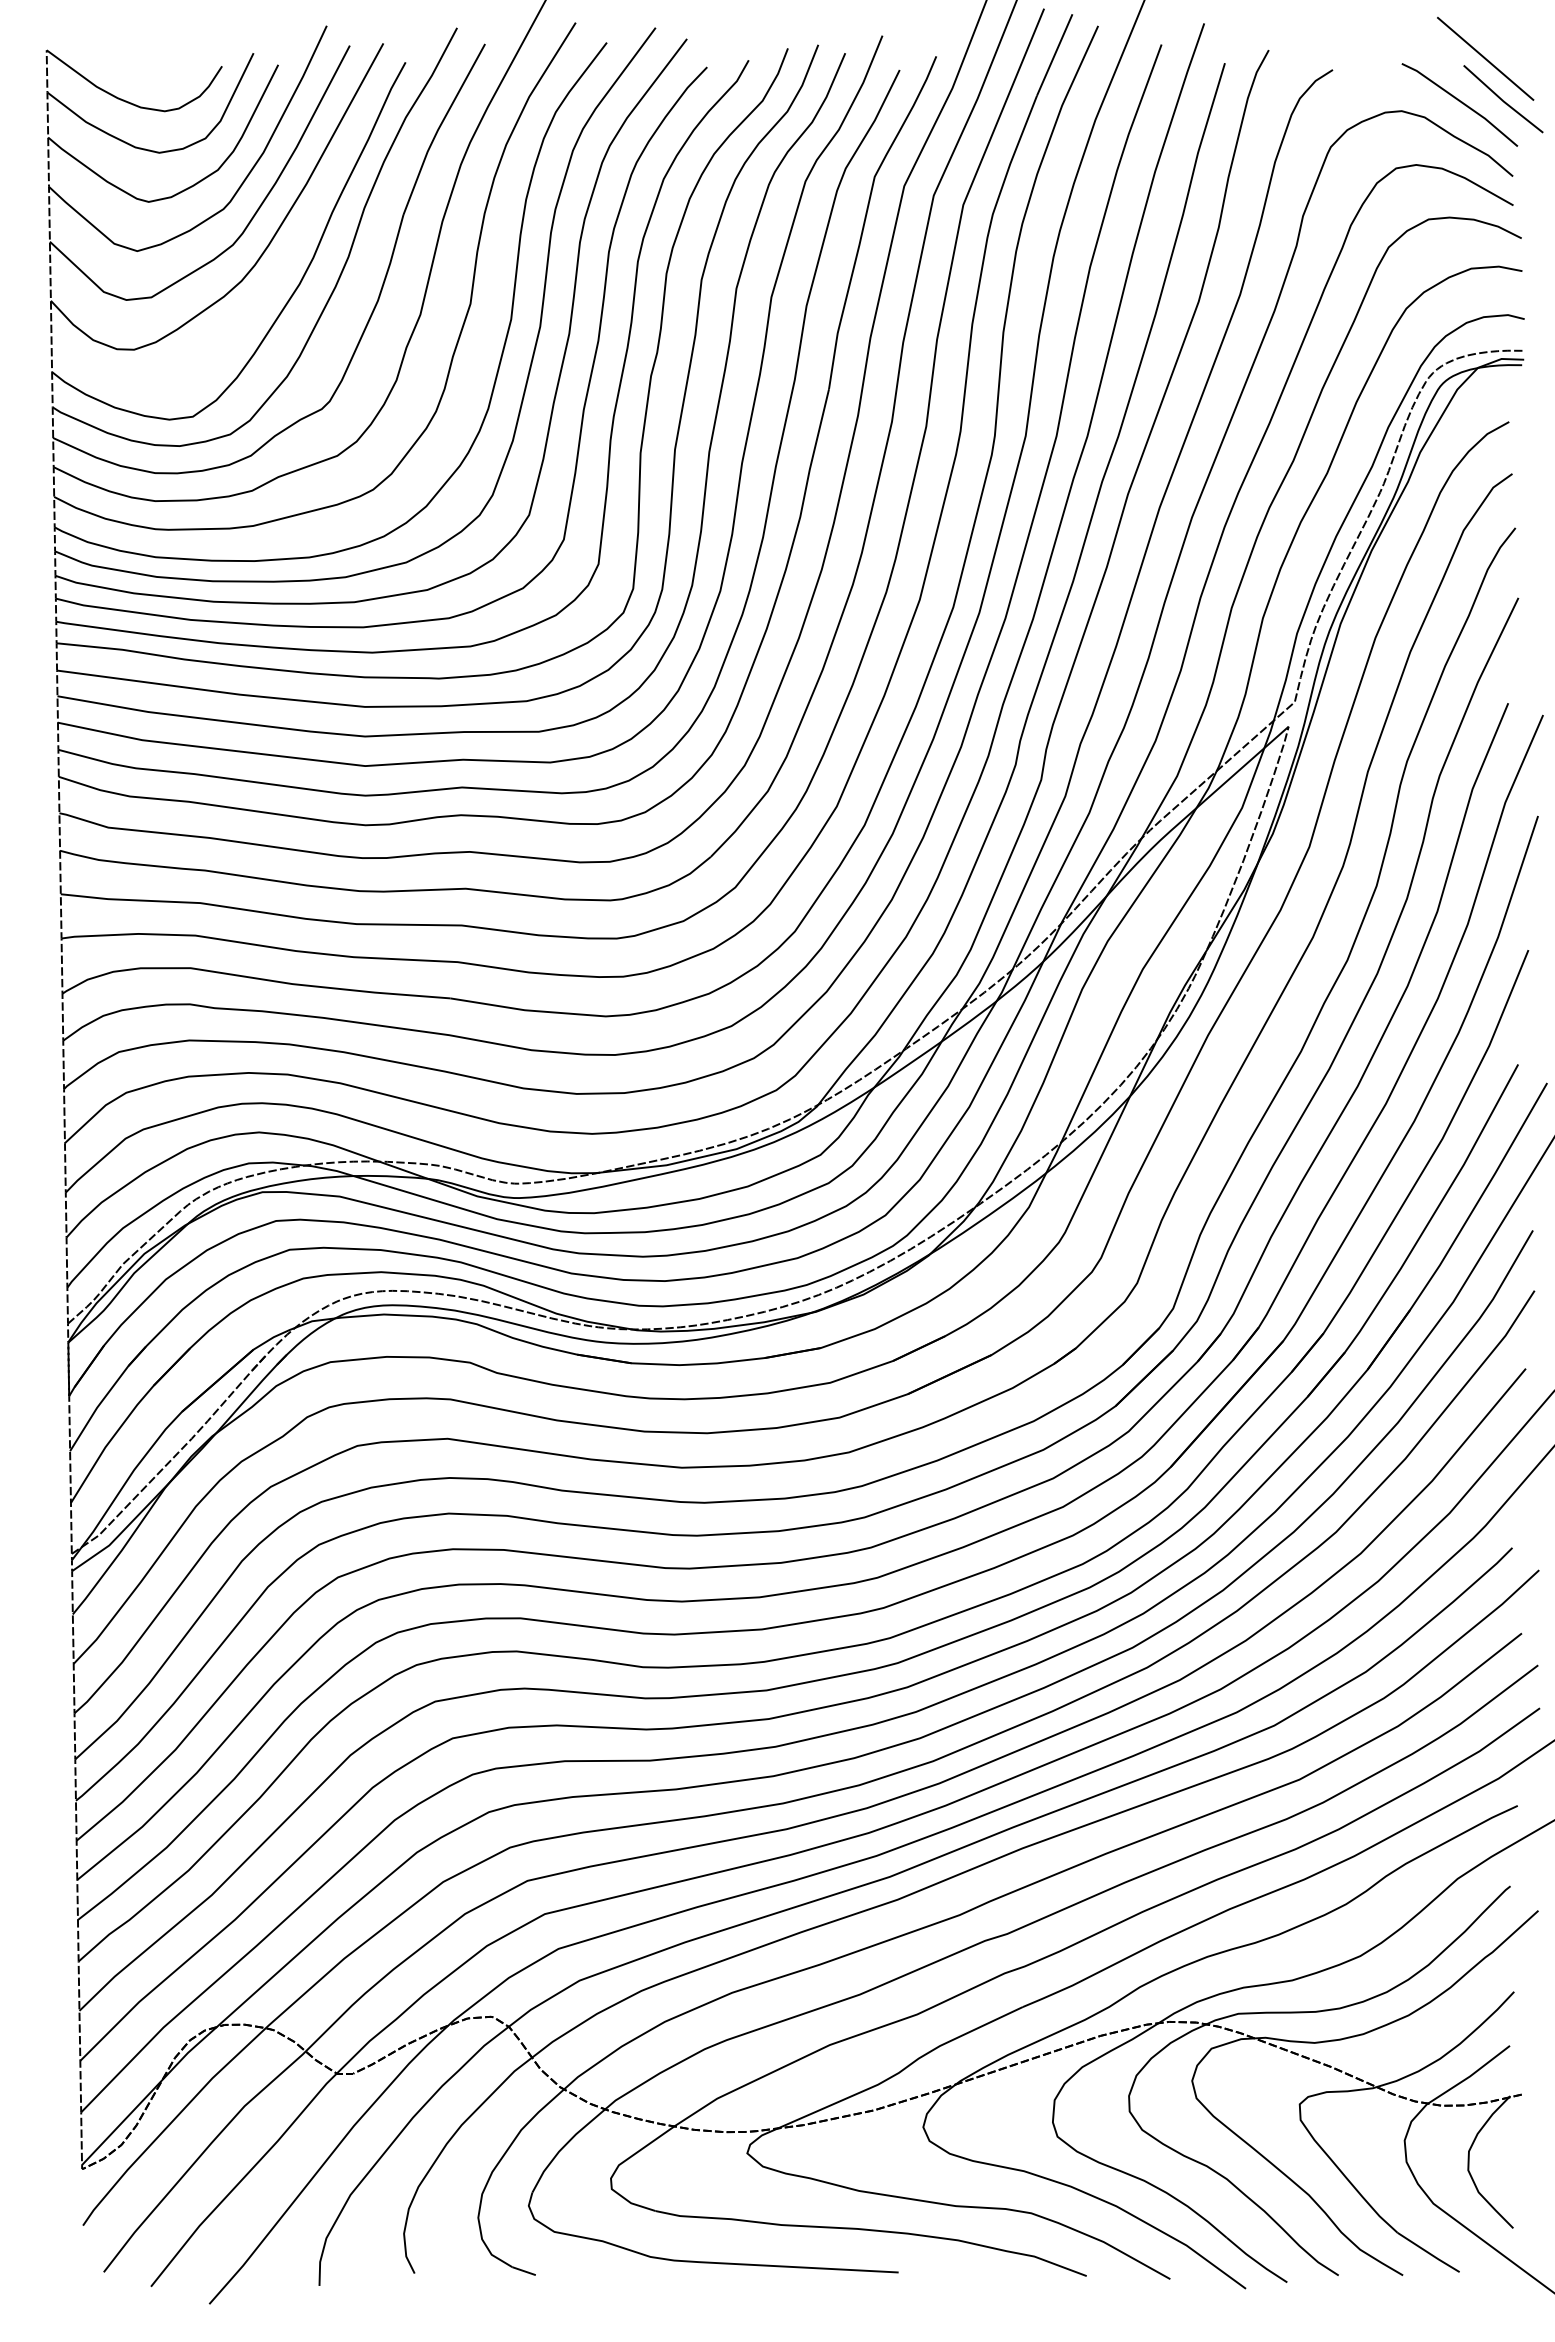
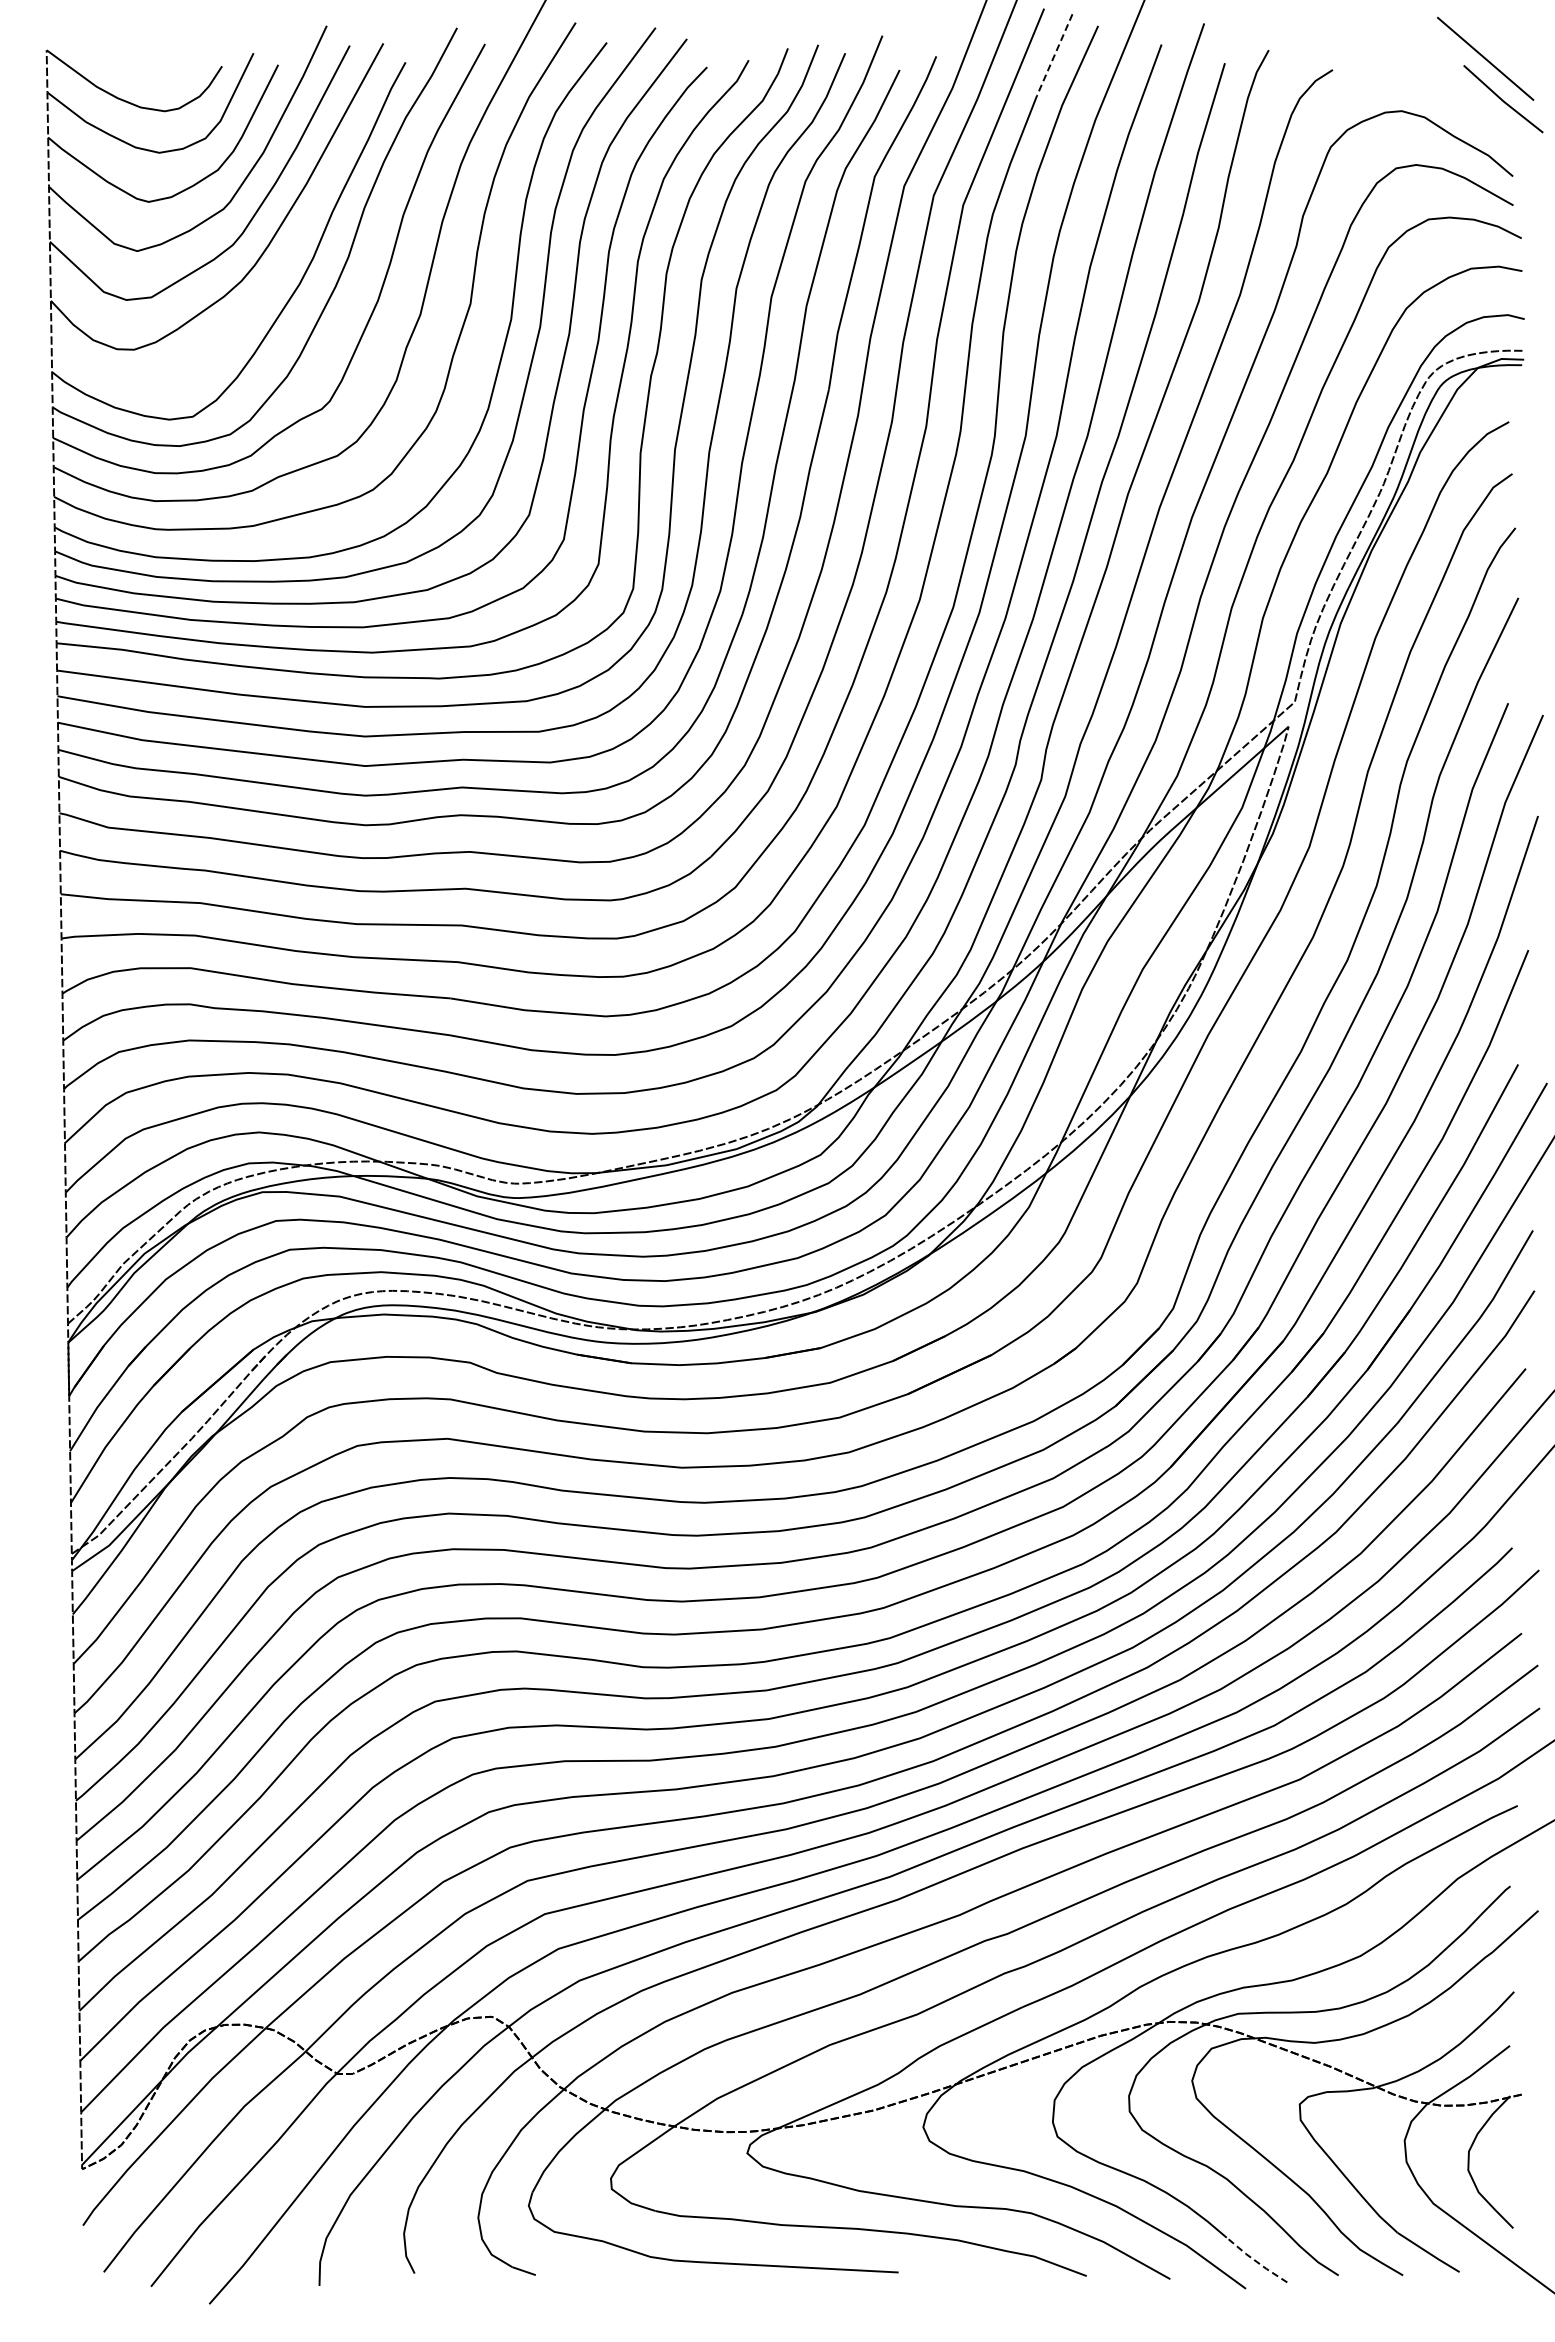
line: solid -> dashed (1054, 55)
line: present -> none (1460, 102)
line: solid -> dashed (1255, 2261)
